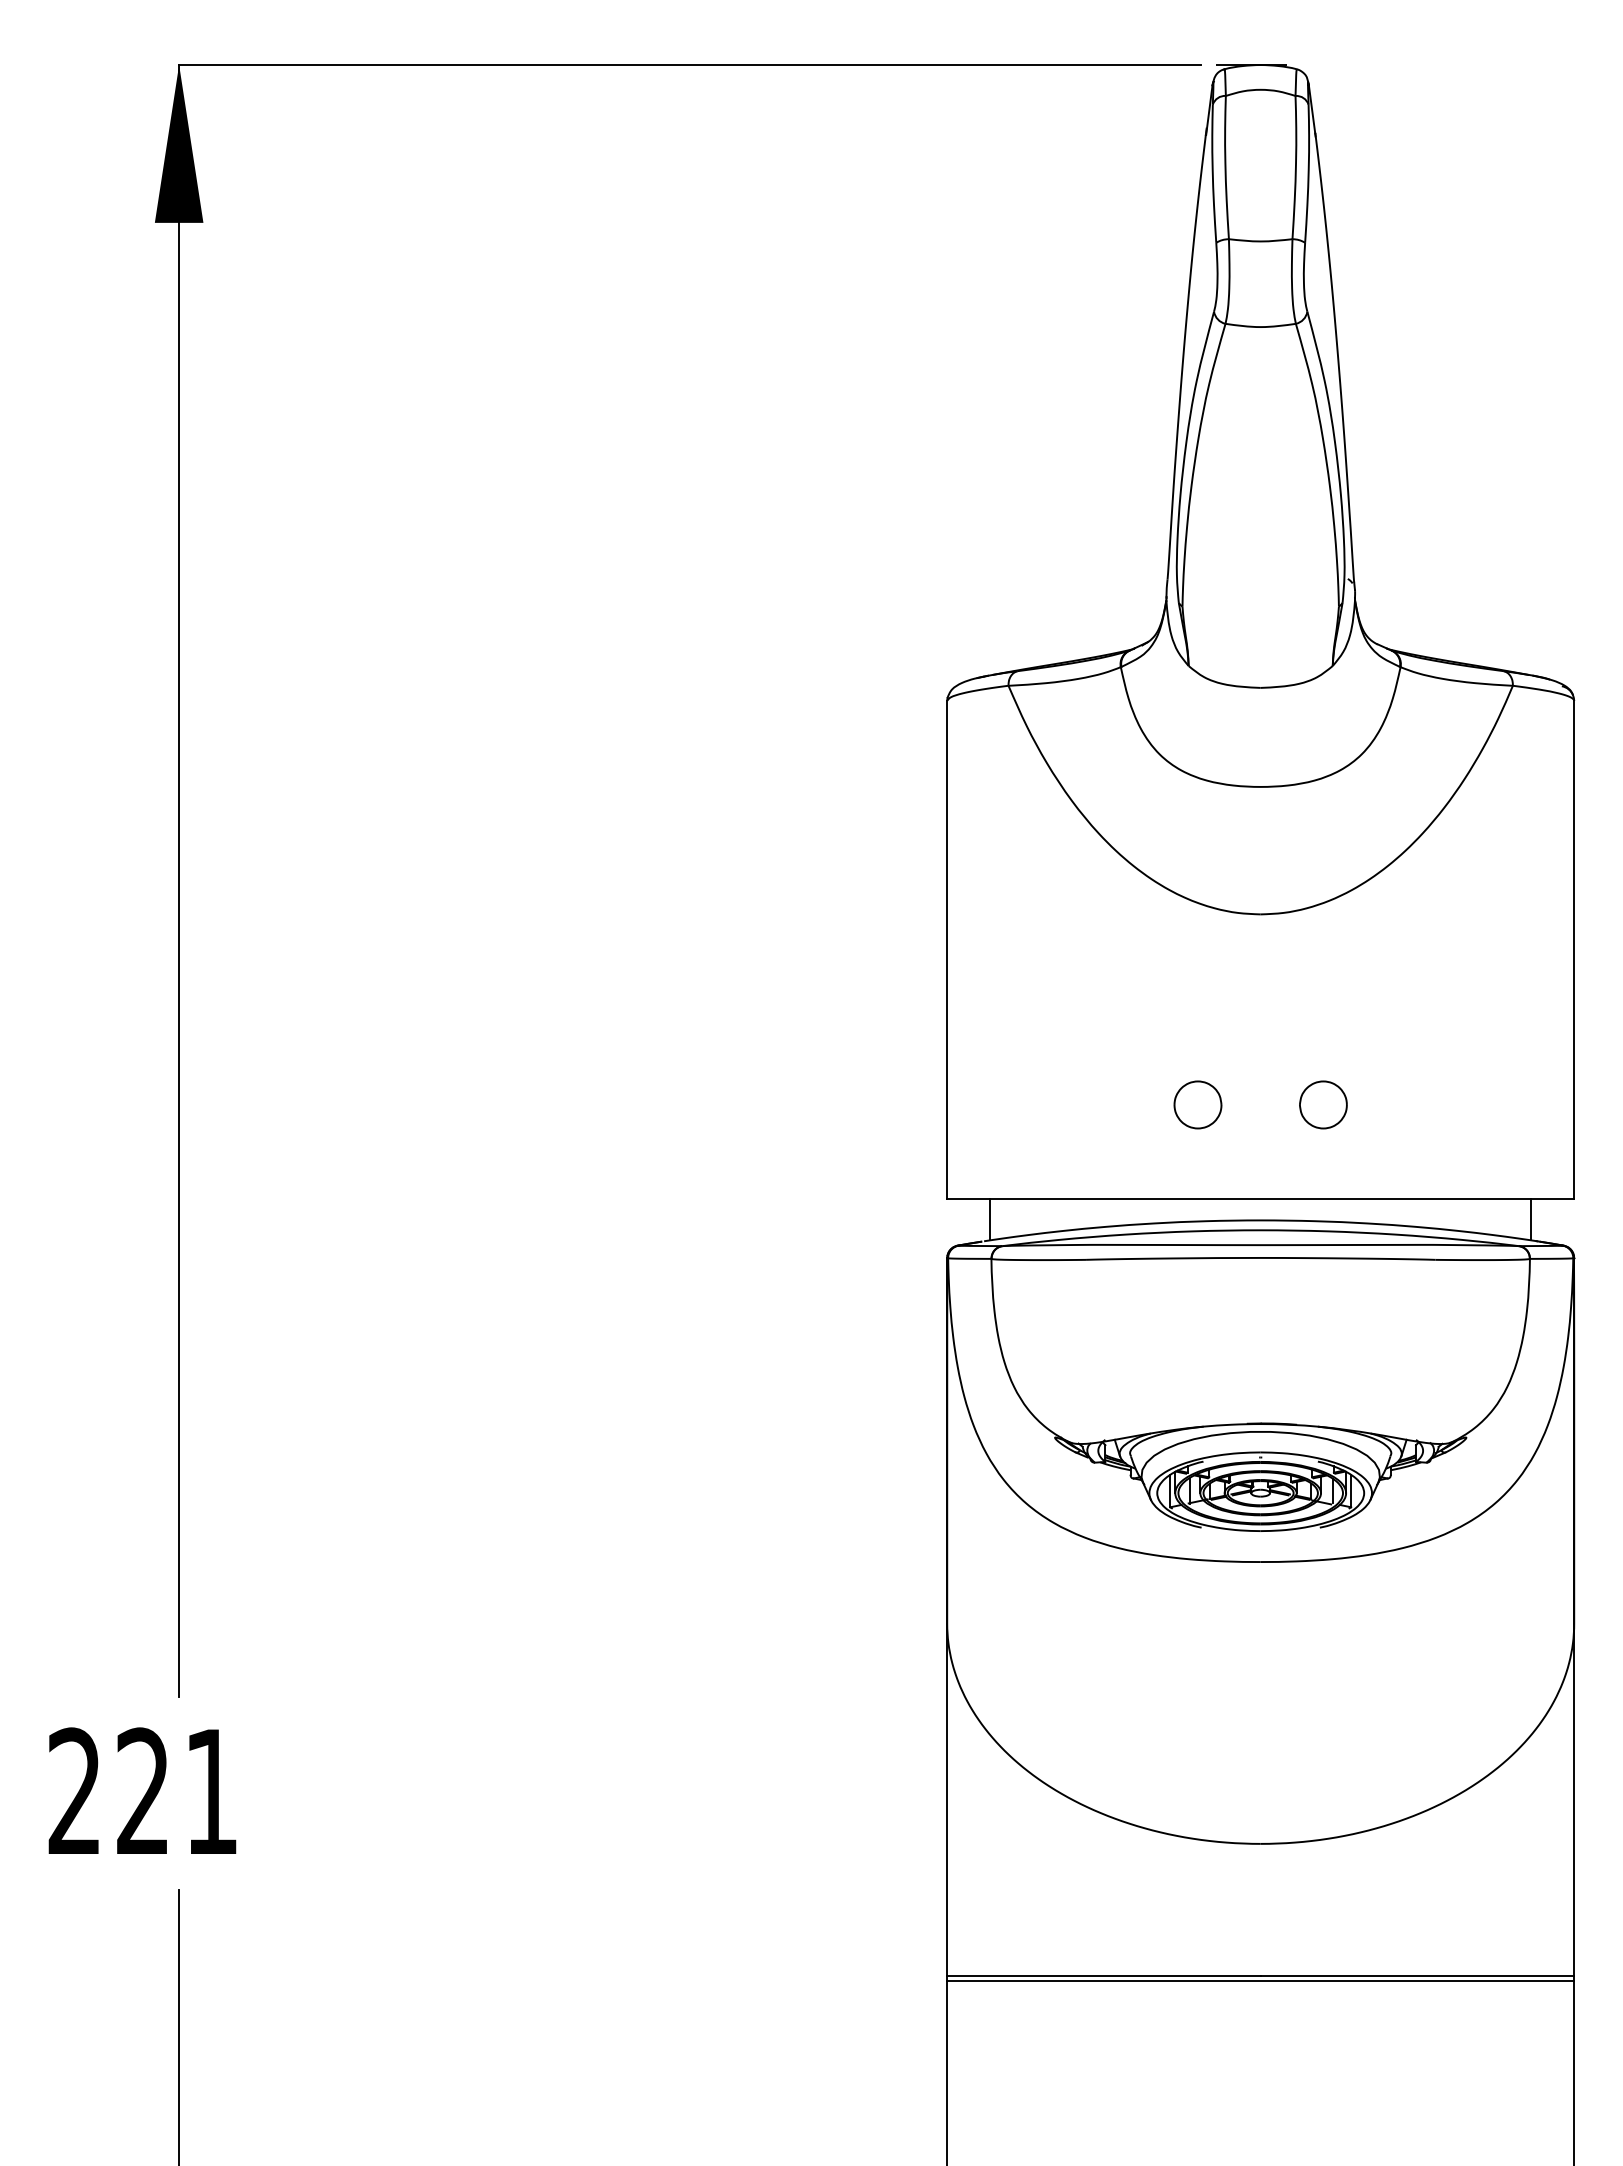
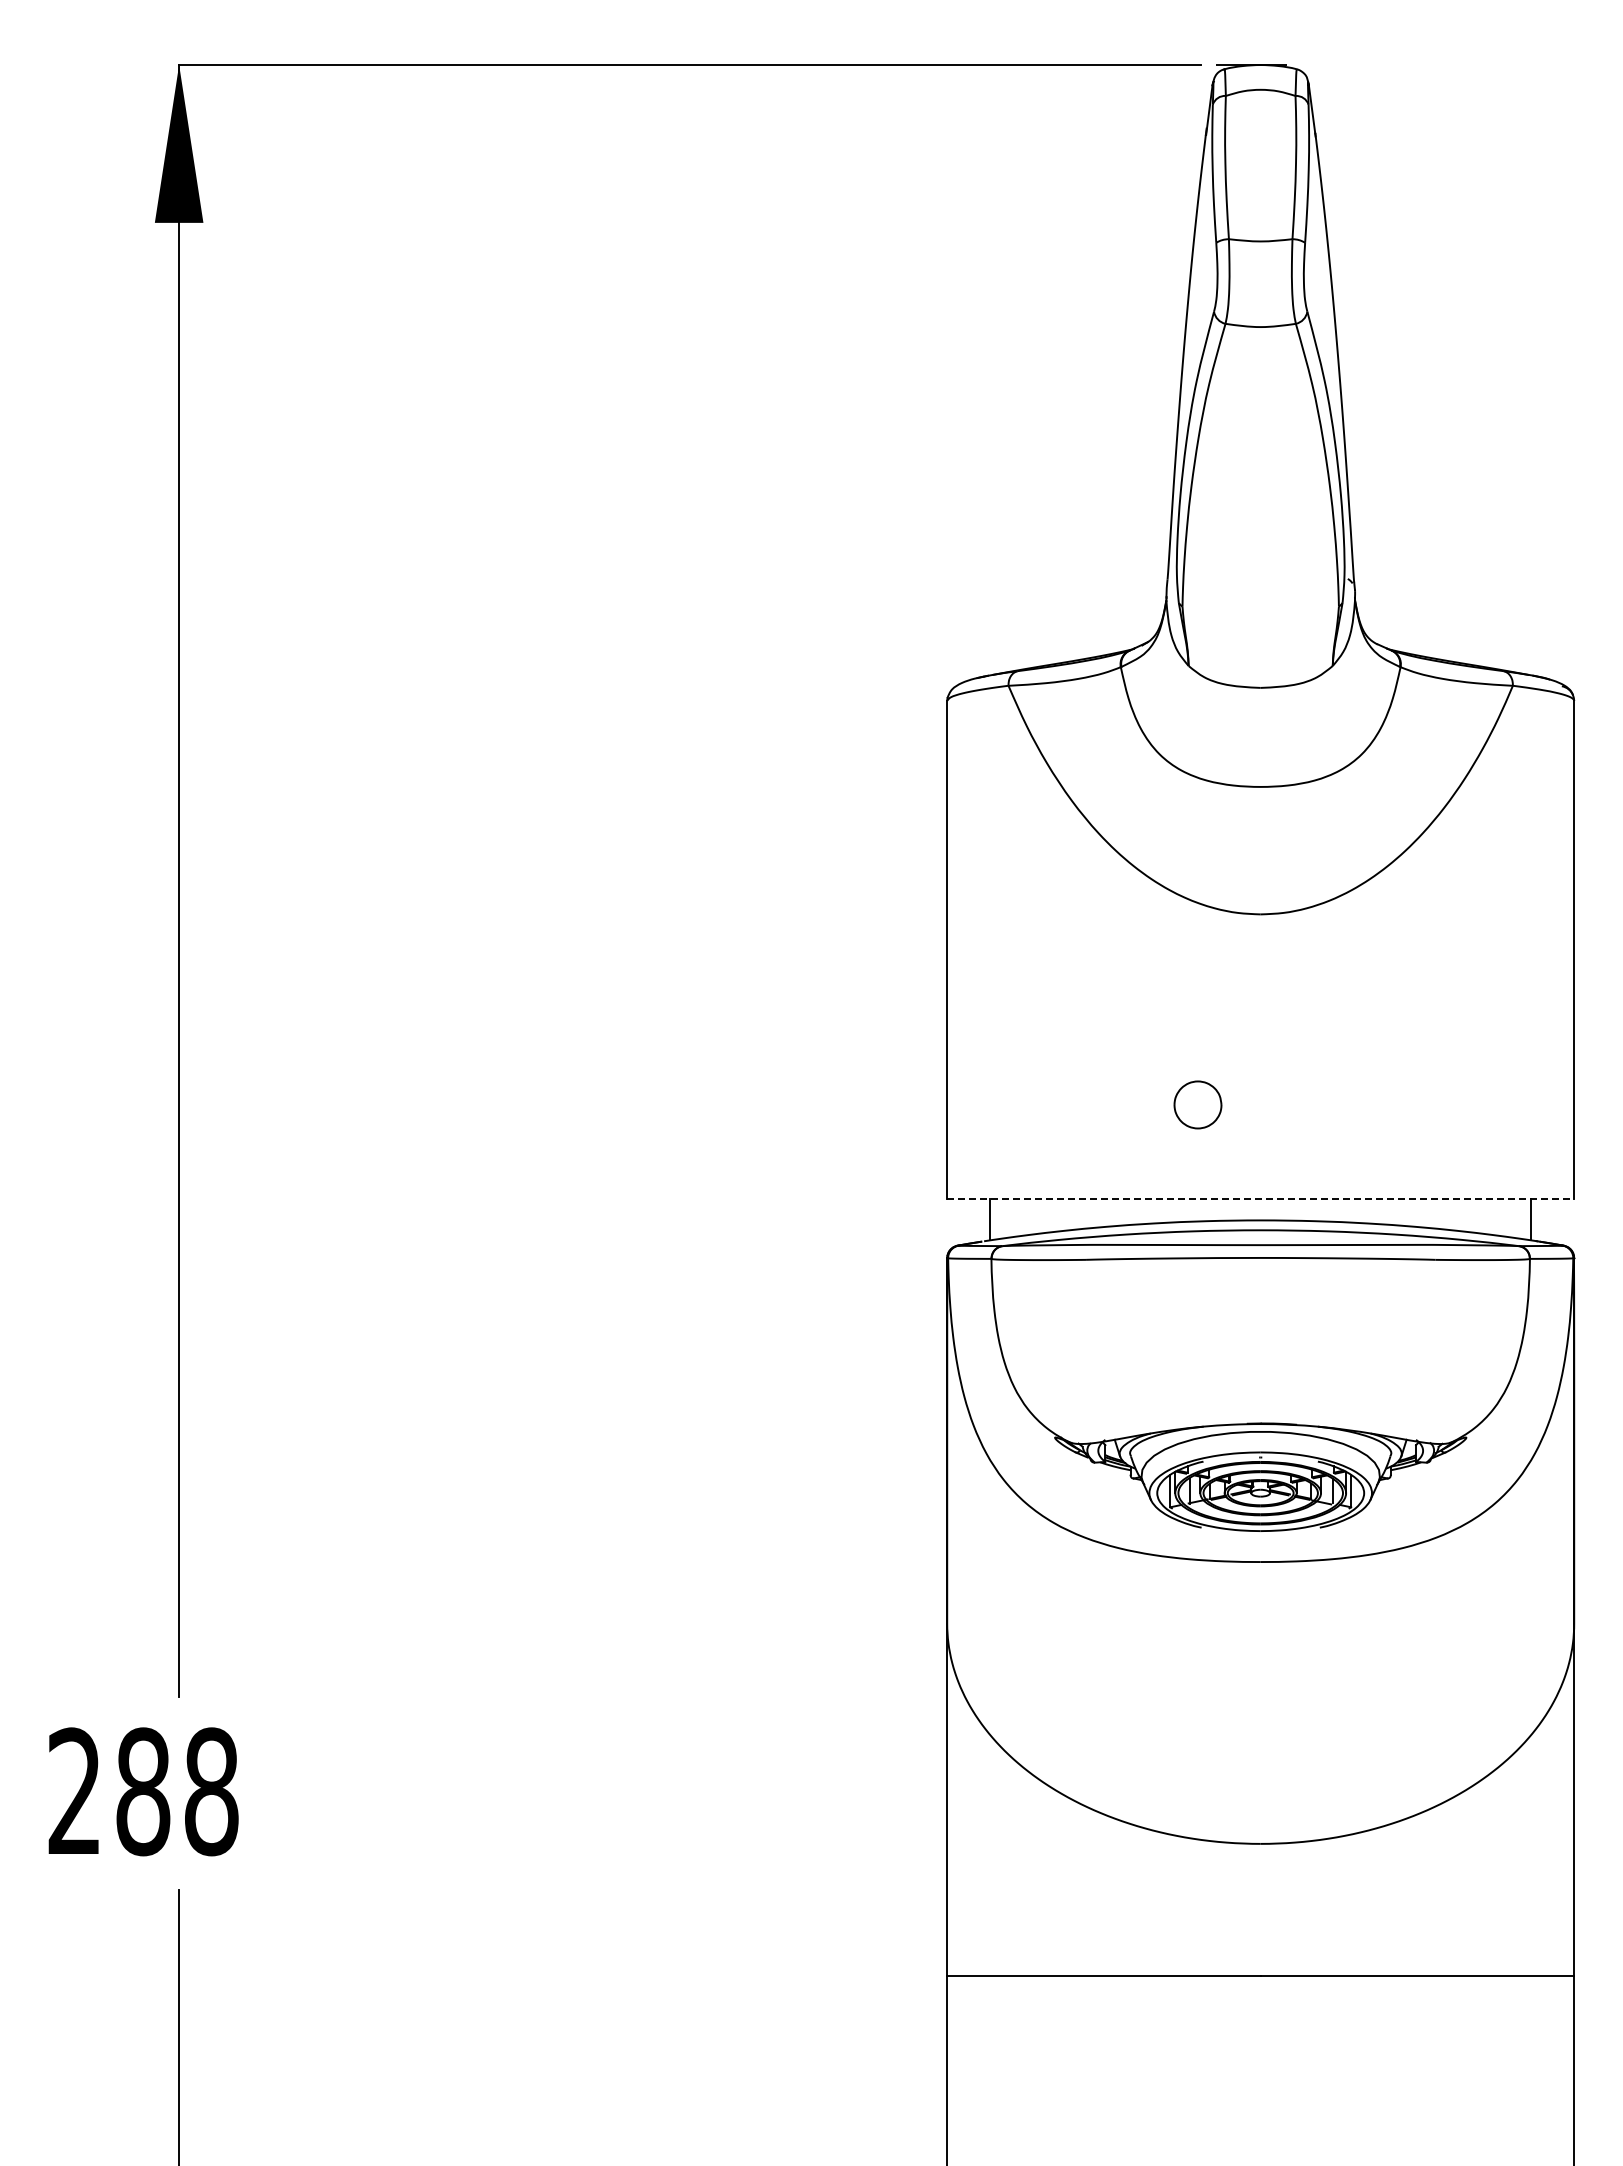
part: present -> none (1323, 1104)
line: solid -> dashed (1261, 1199)
text: 221 -> 288 (177, 1791)
line: present -> none (1260, 1981)
